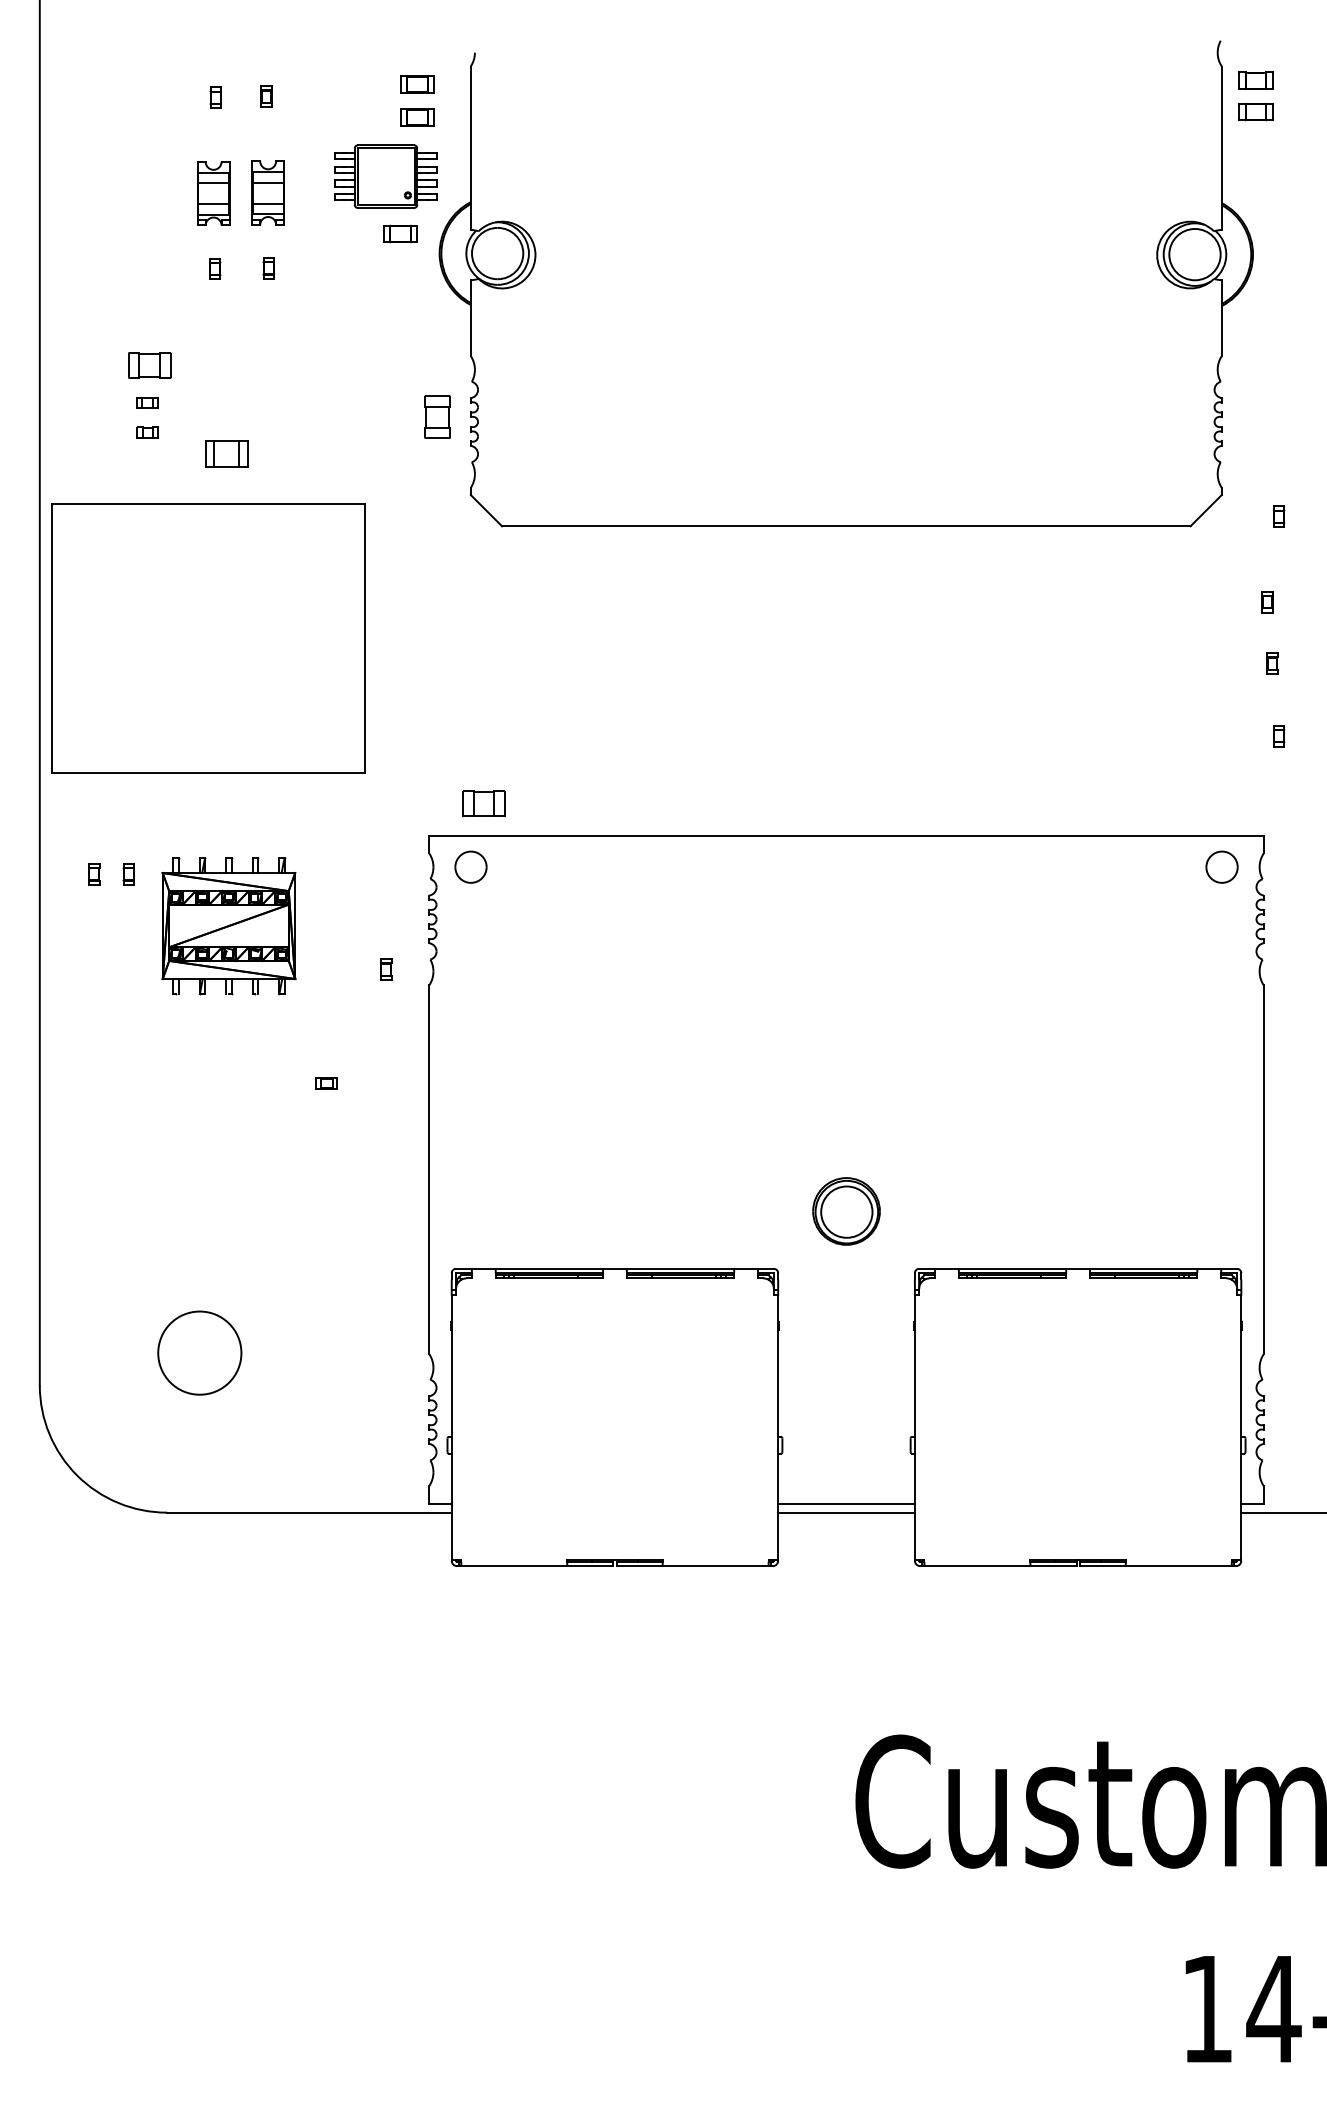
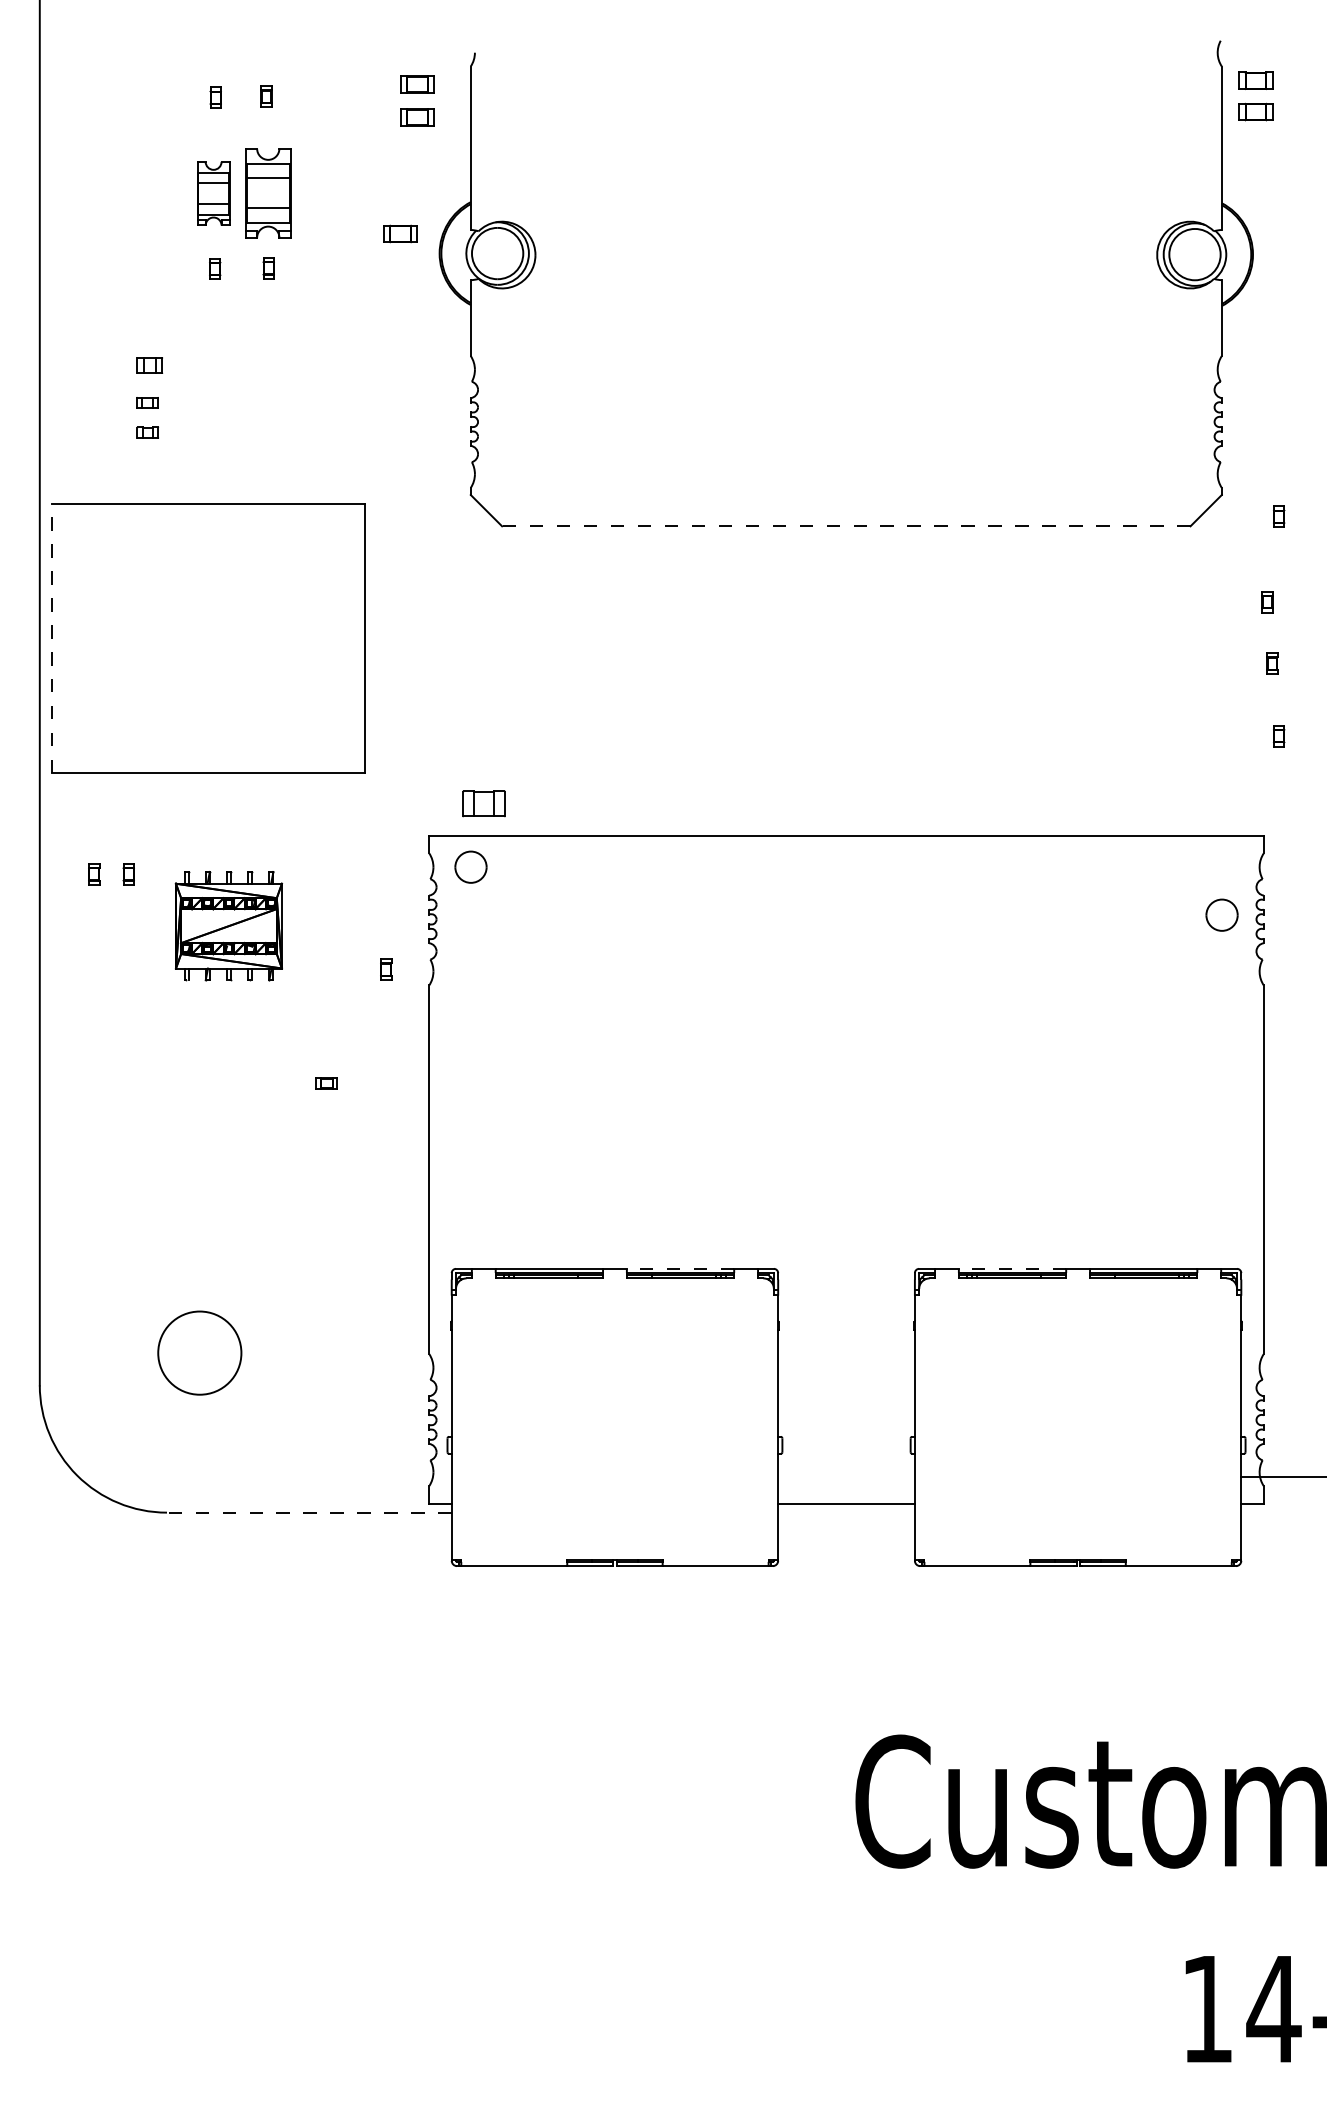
part: present -> none (385, 176)
part size: 34x66 px -> 47x91 px (268, 193)
part size: 44x27 px -> 28x17 px (149, 365)
part: present -> none (437, 416)
part: present -> none (226, 453)
line: solid -> dashed (845, 526)
line: solid -> dashed (52, 638)
part position: (1221, 866) -> (1221, 914) (1221, 914)
part size: 136x139 px -> 110x111 px (228, 926)
part: present -> none (846, 1211)
line: solid -> dashed (680, 1268)
line: solid -> dashed (1012, 1268)
line: solid -> dashed (308, 1512)
line: present -> none (846, 1512)
line position: (1282, 1512) -> (1282, 1476) (1282, 1476)
